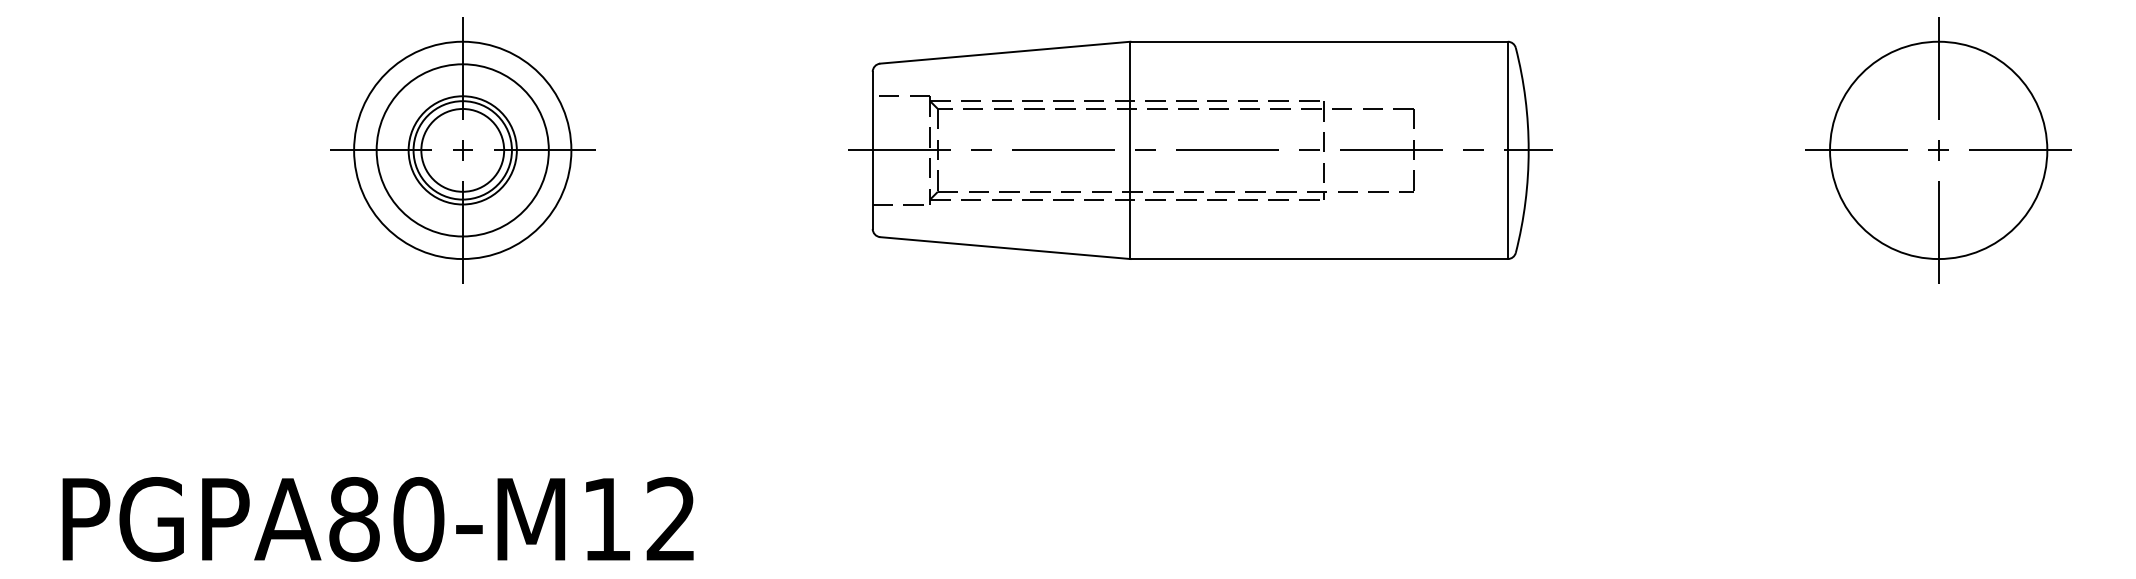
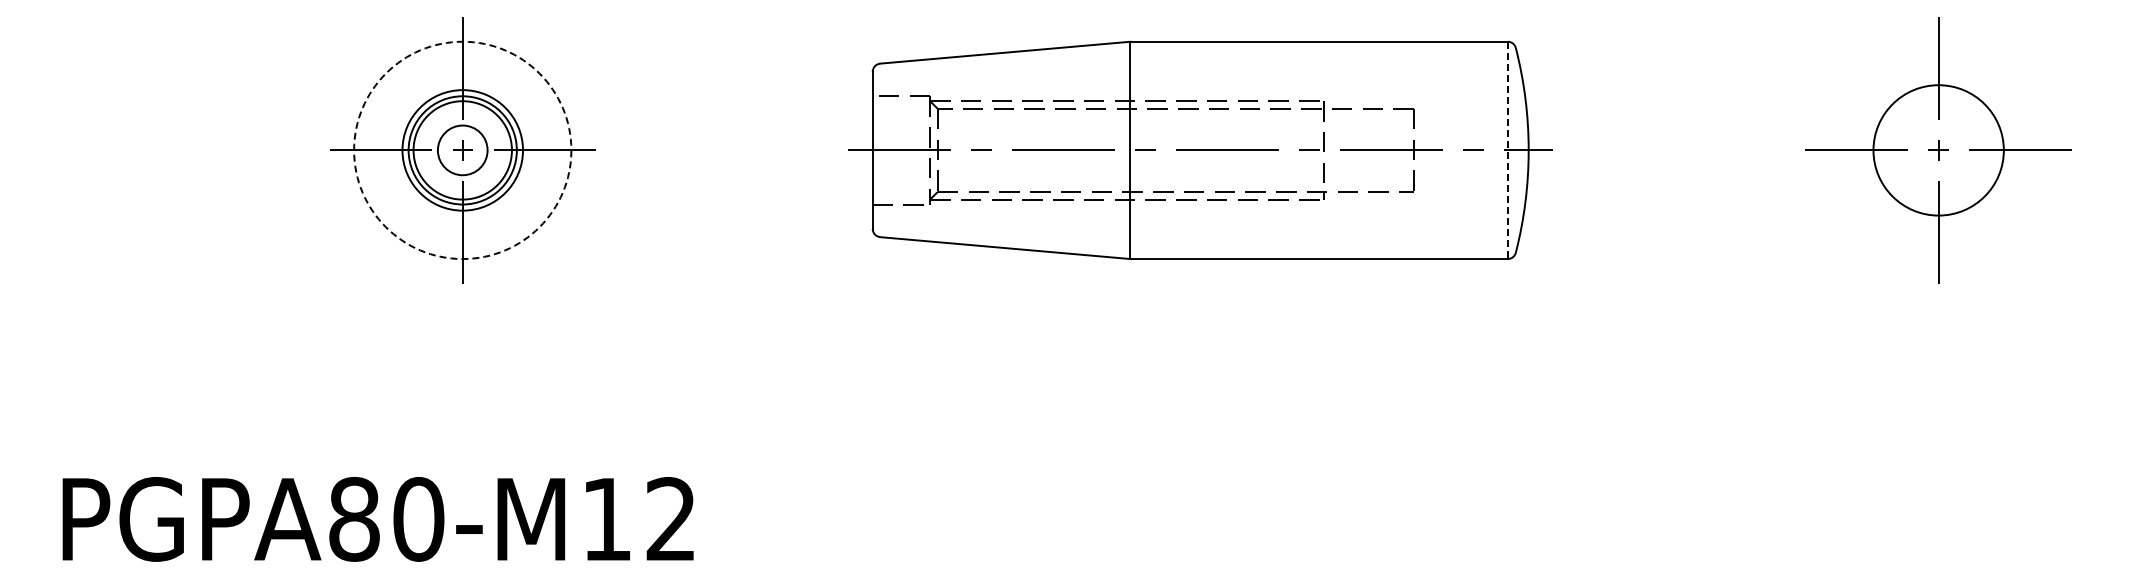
circle diameter: 83 px -> 50 px (462, 150)
circle diameter: 172 px -> 121 px (462, 150)
circle: solid -> dashed (462, 150)
line: solid -> dashed (1507, 150)
circle diameter: 217 px -> 130 px (1938, 150)
